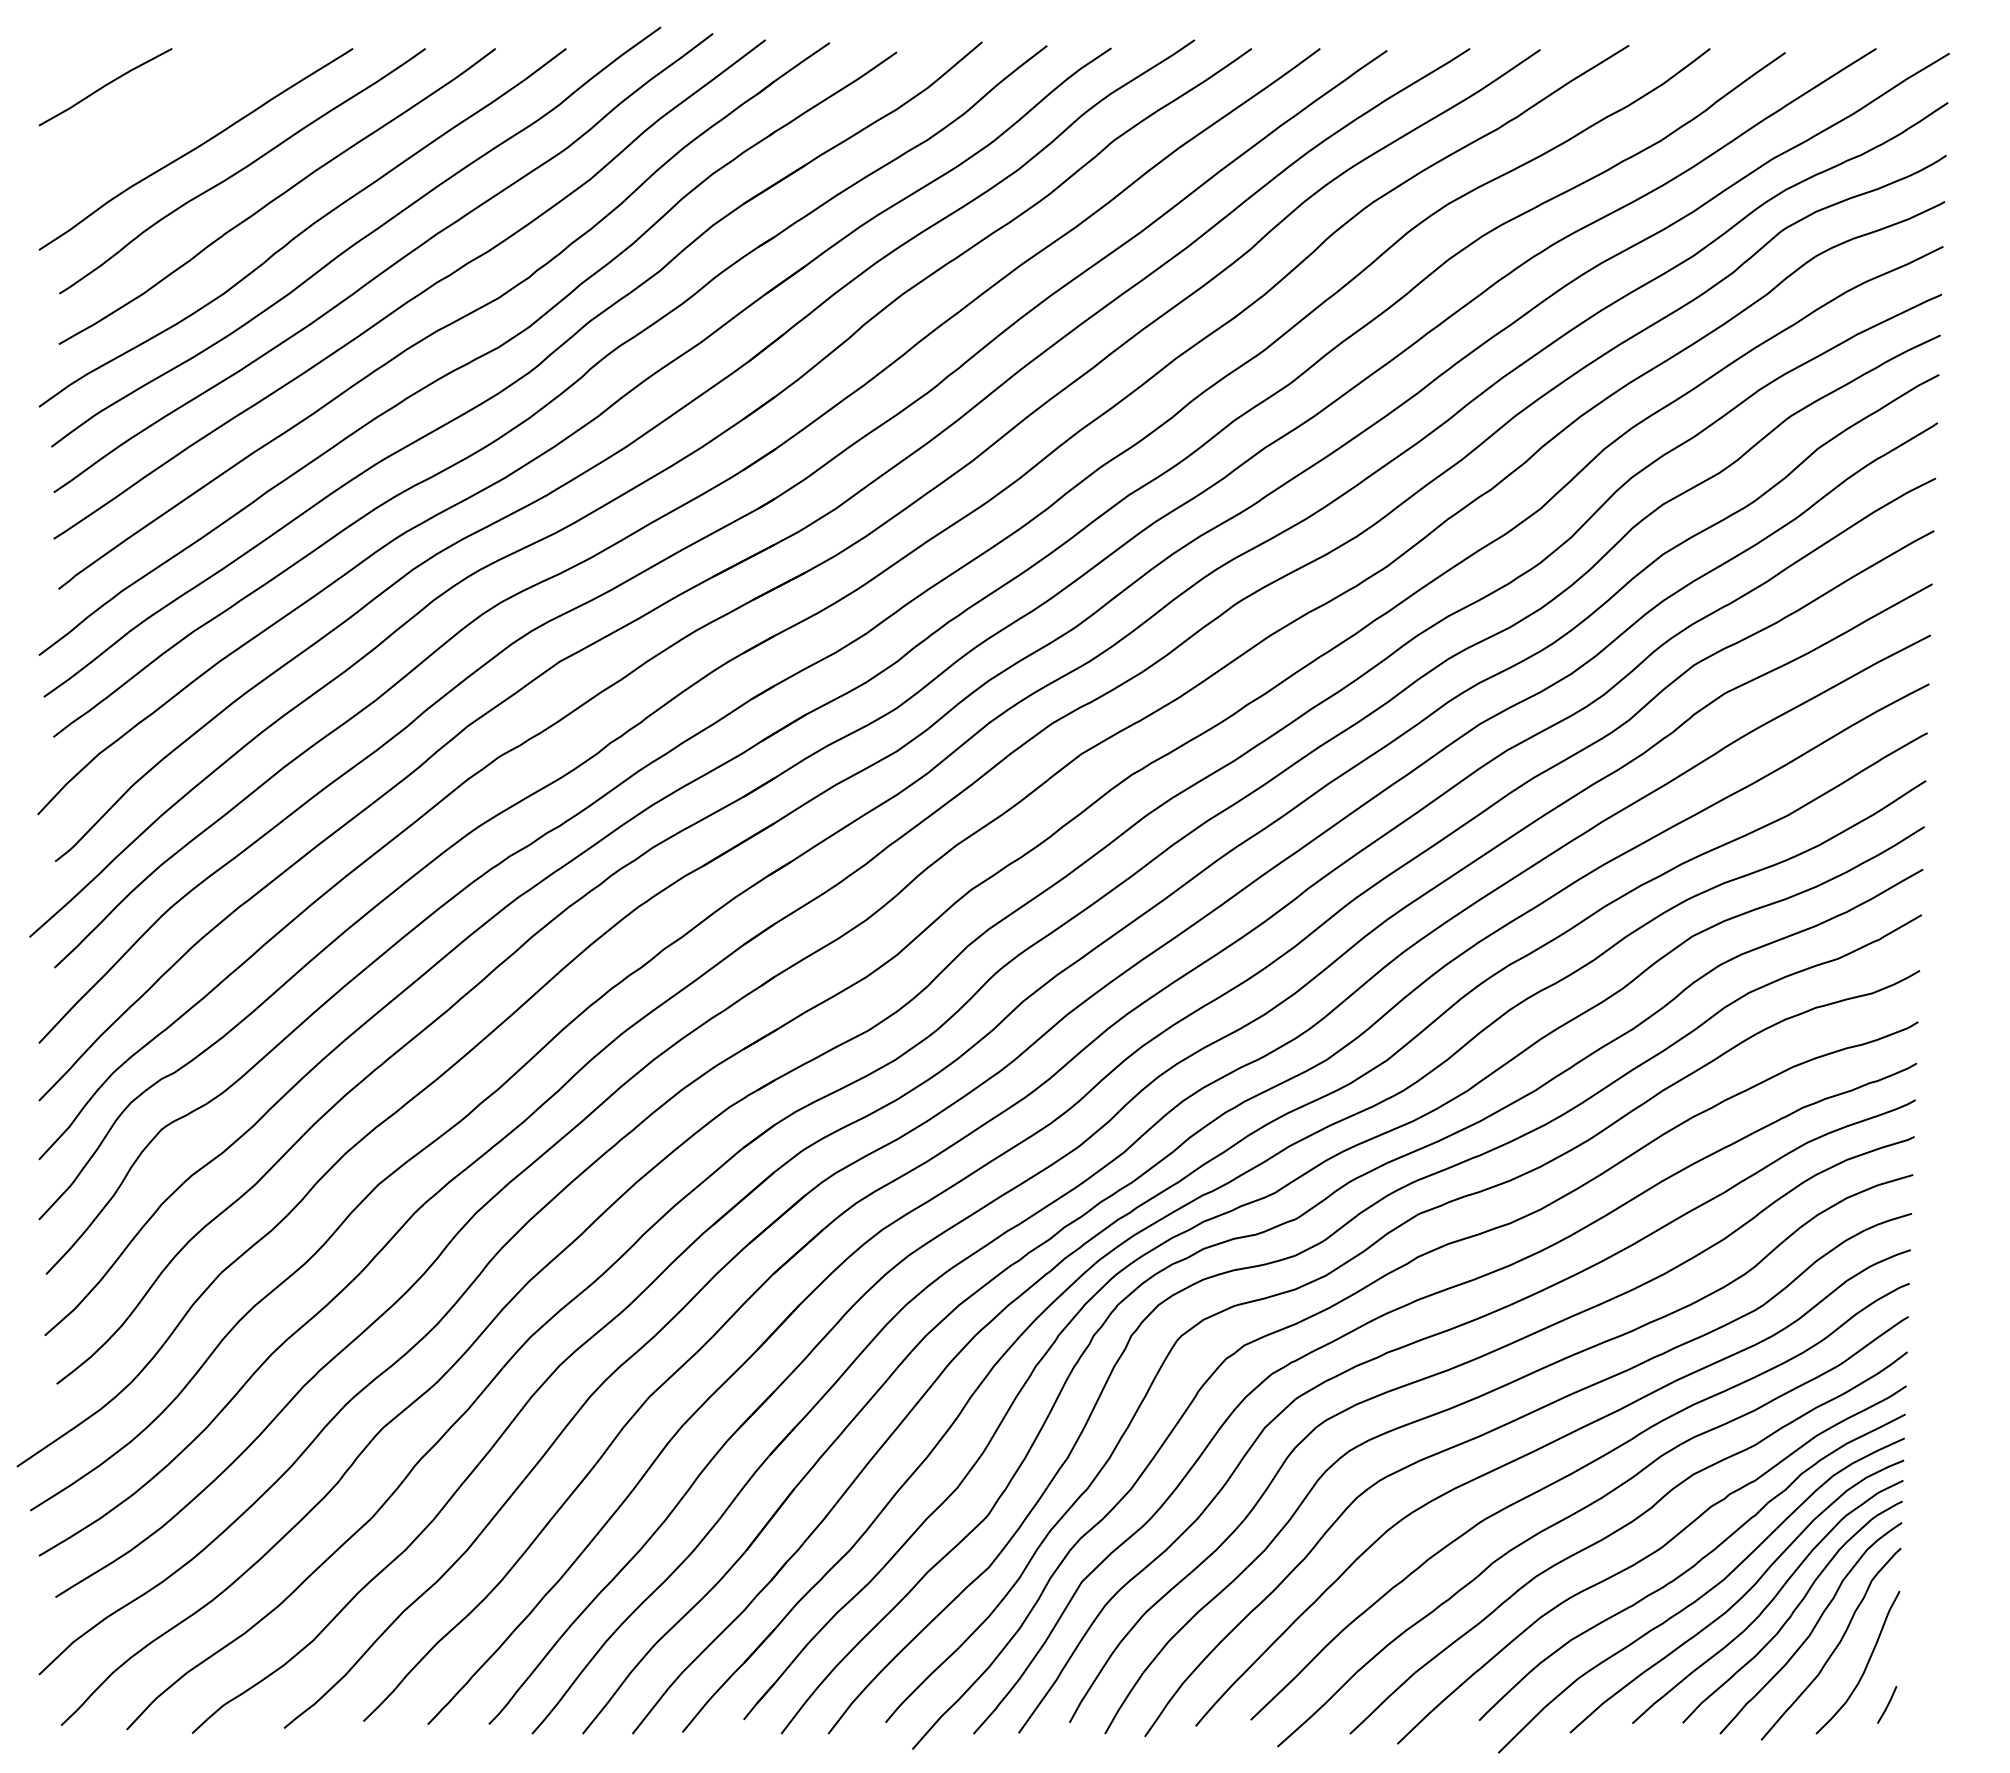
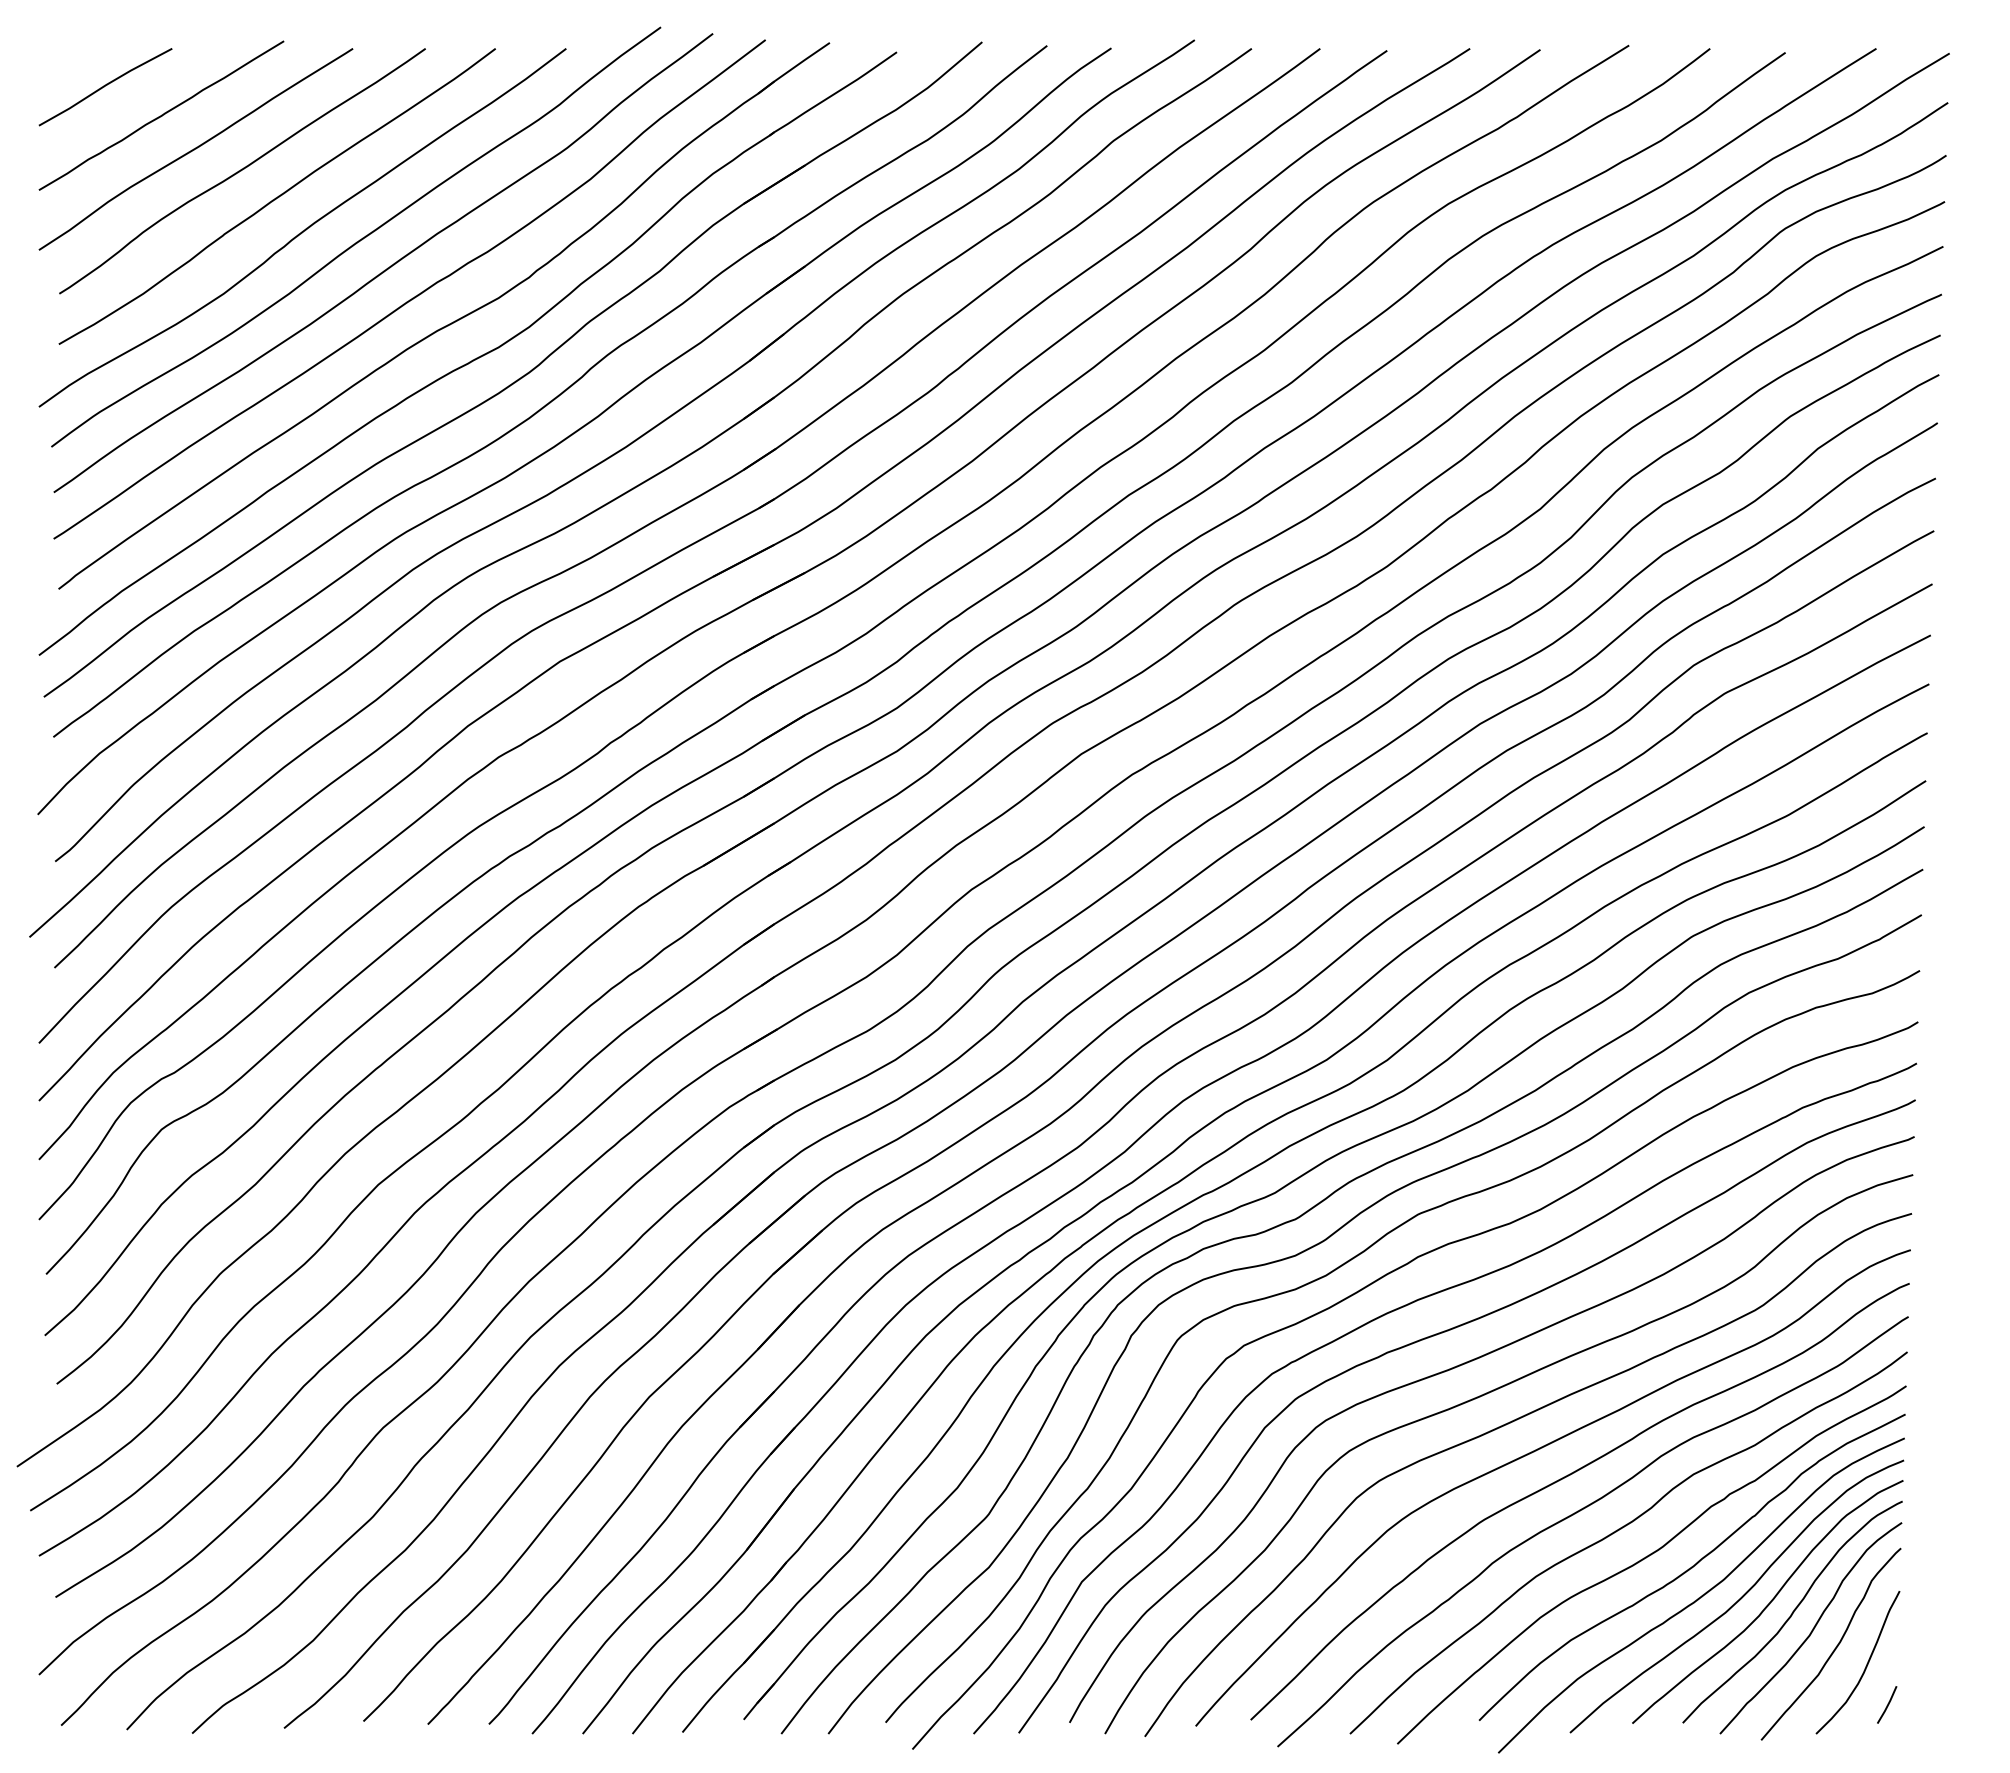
curve: none -> present (161, 115)
